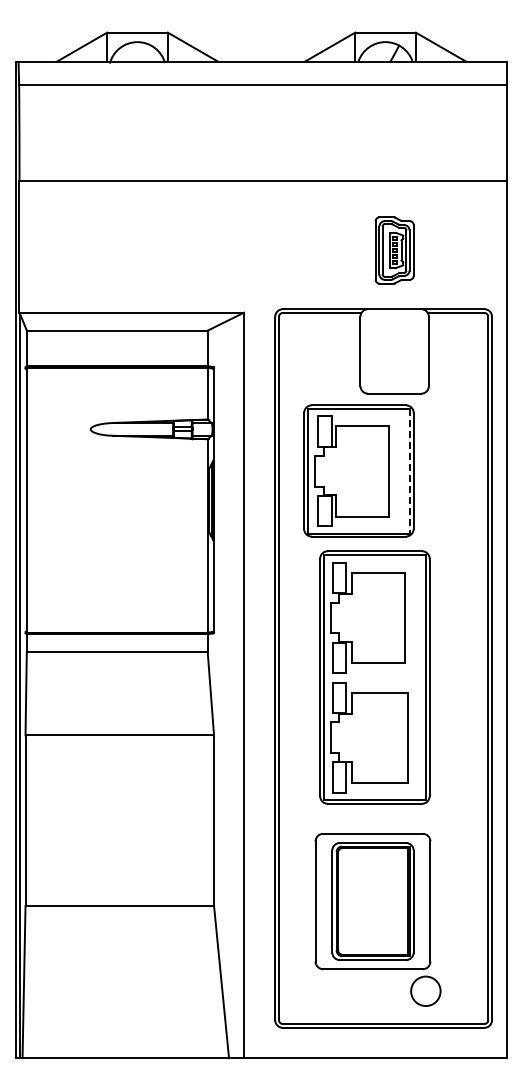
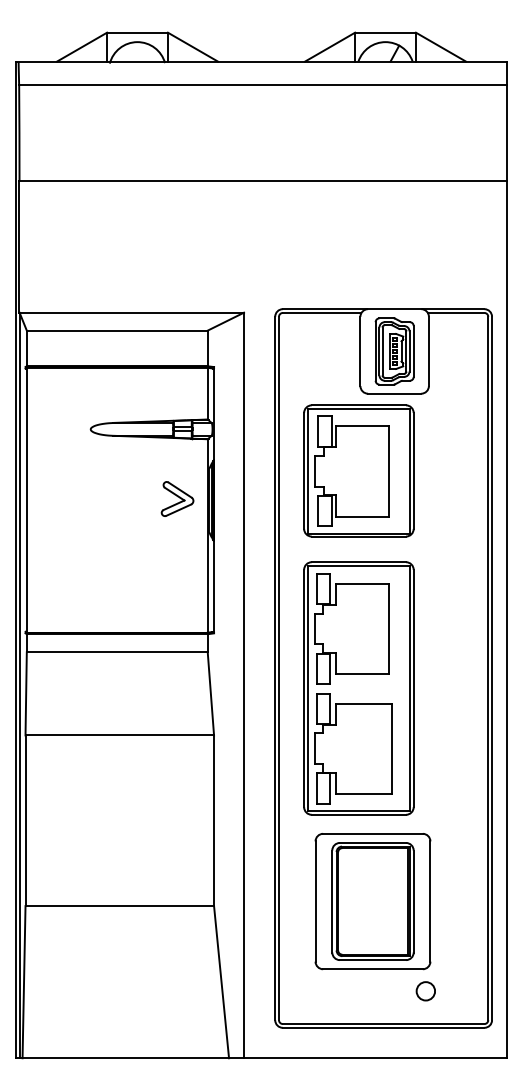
part position: (394, 250) -> (394, 351) (394, 351)
line: dashed -> solid (409, 471)
part: none -> present (177, 498)
part position: (374, 677) -> (358, 688) (358, 688)
circle diameter: 29 px -> 18 px (425, 991)
